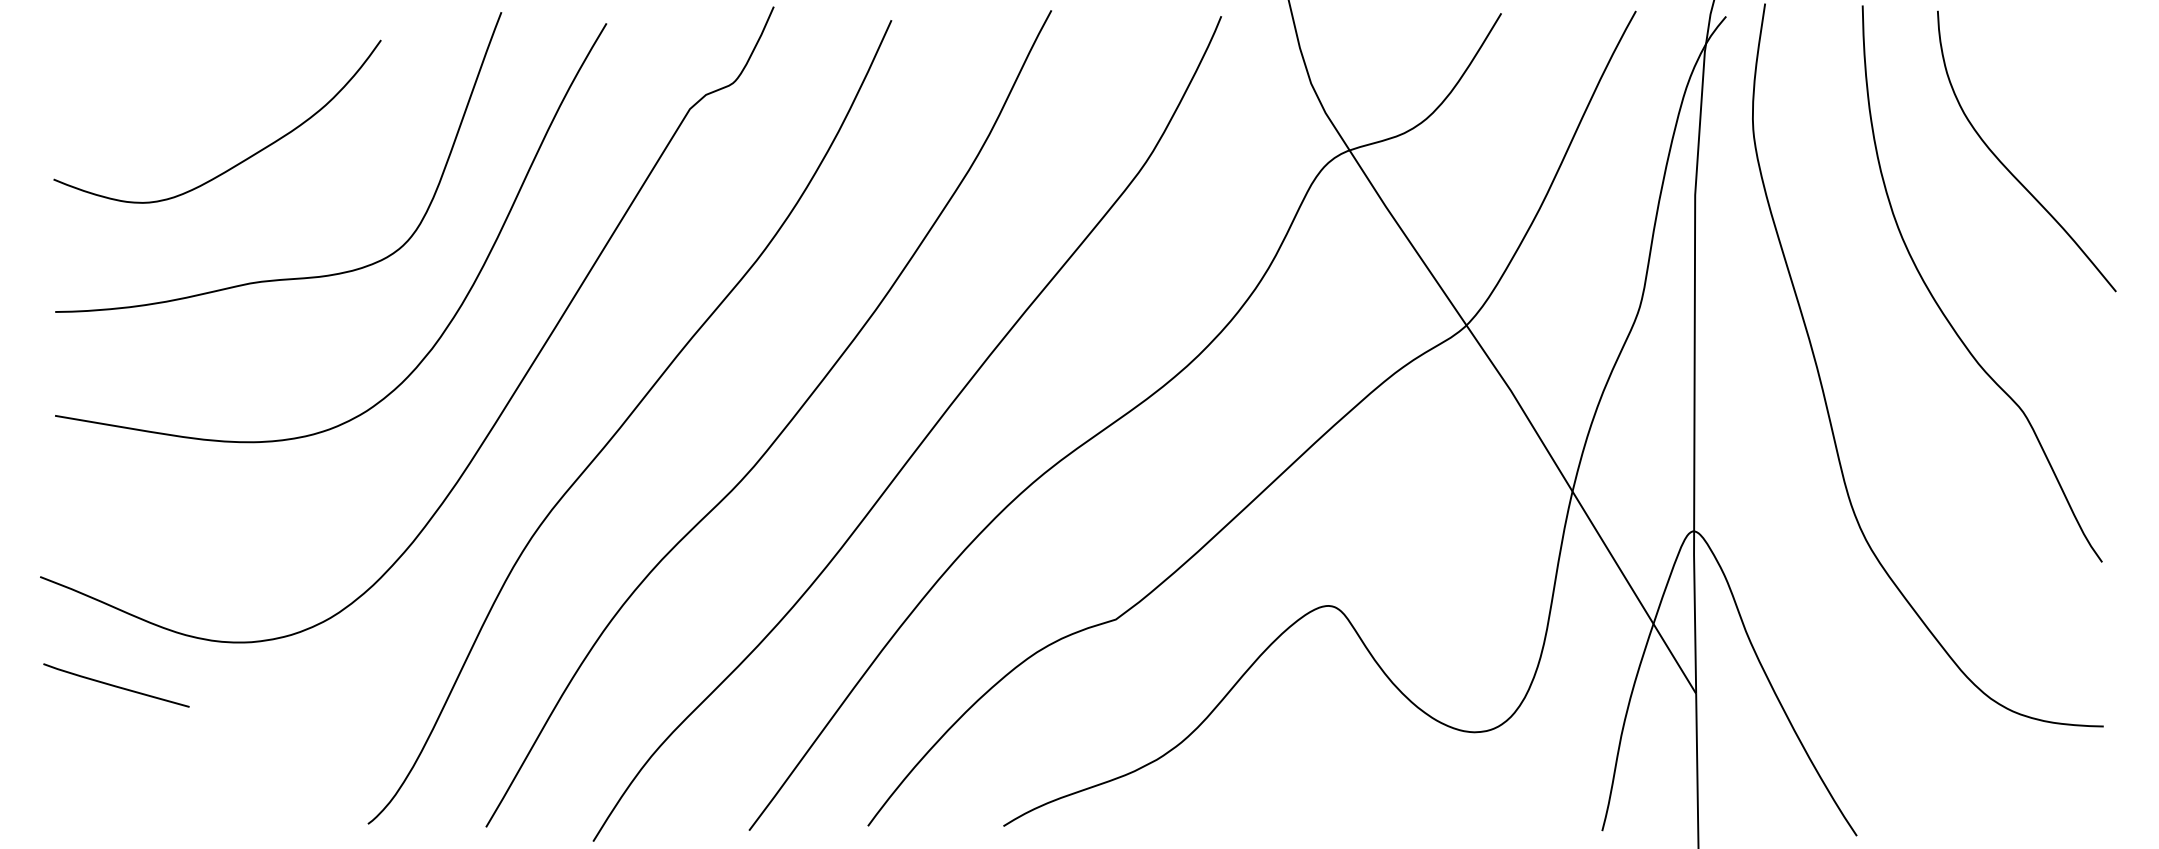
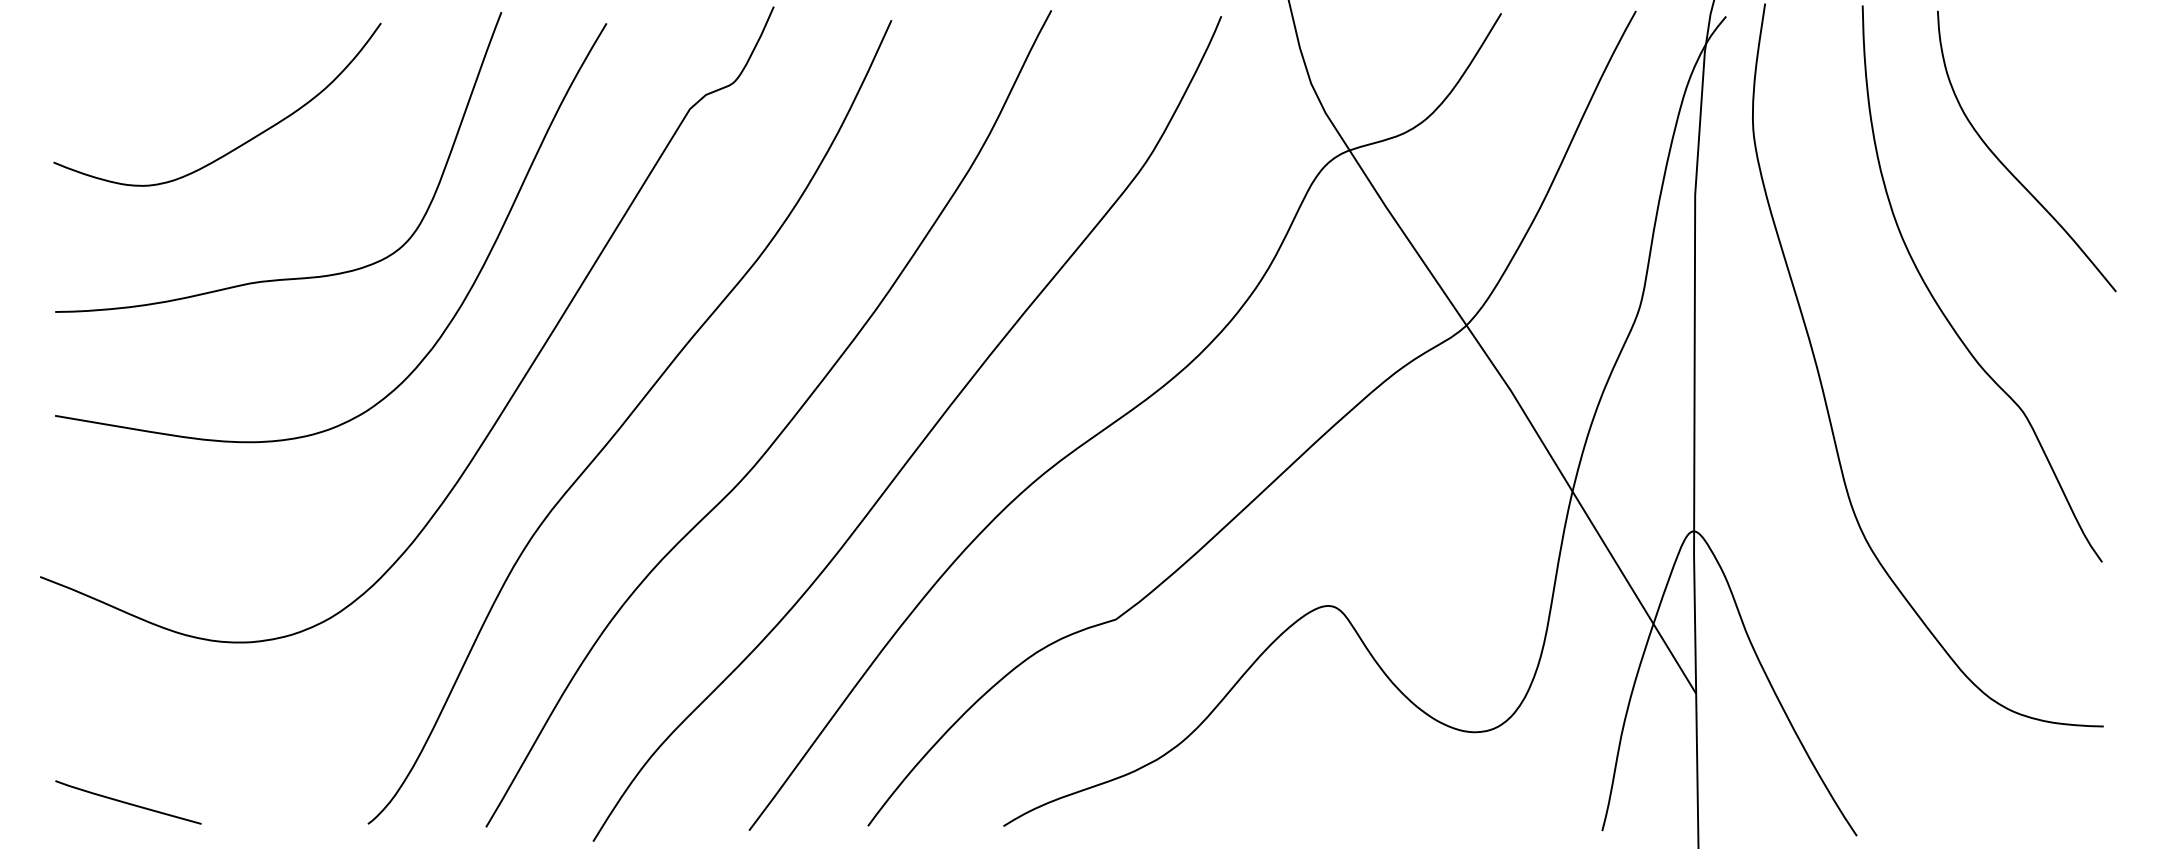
curve position: (242, 160) -> (242, 143) (242, 143)
curve position: (116, 685) -> (128, 802) (128, 802)
